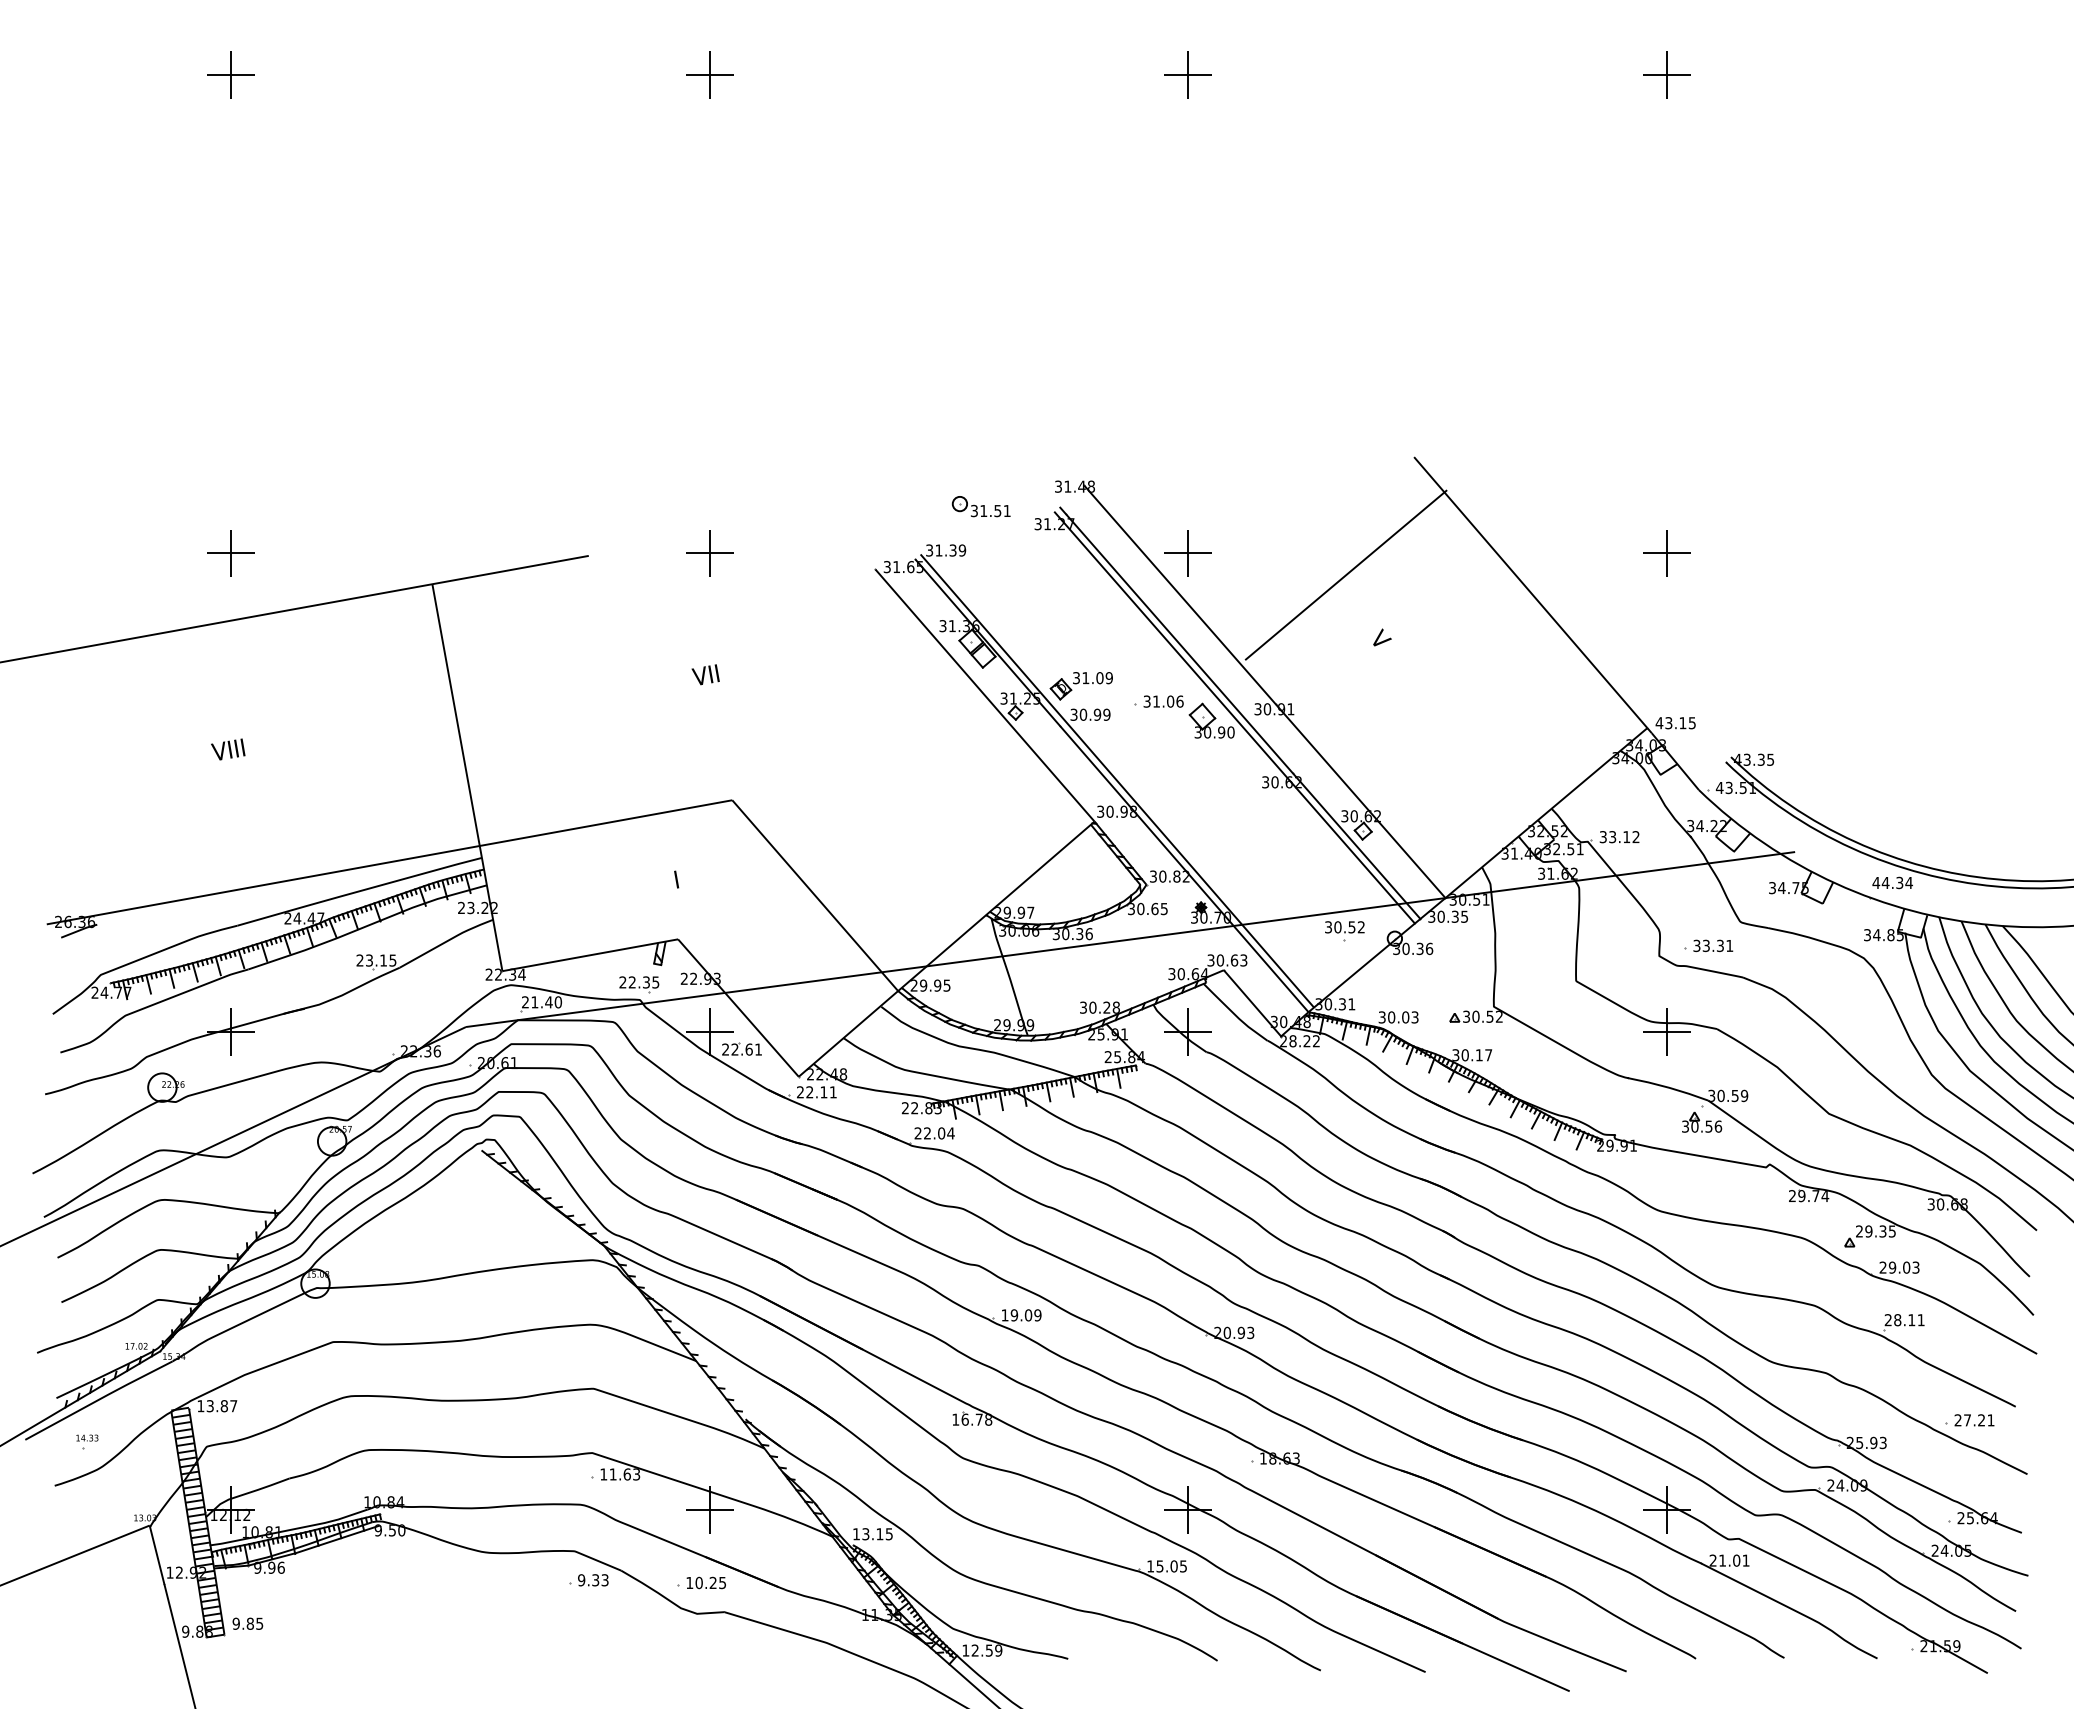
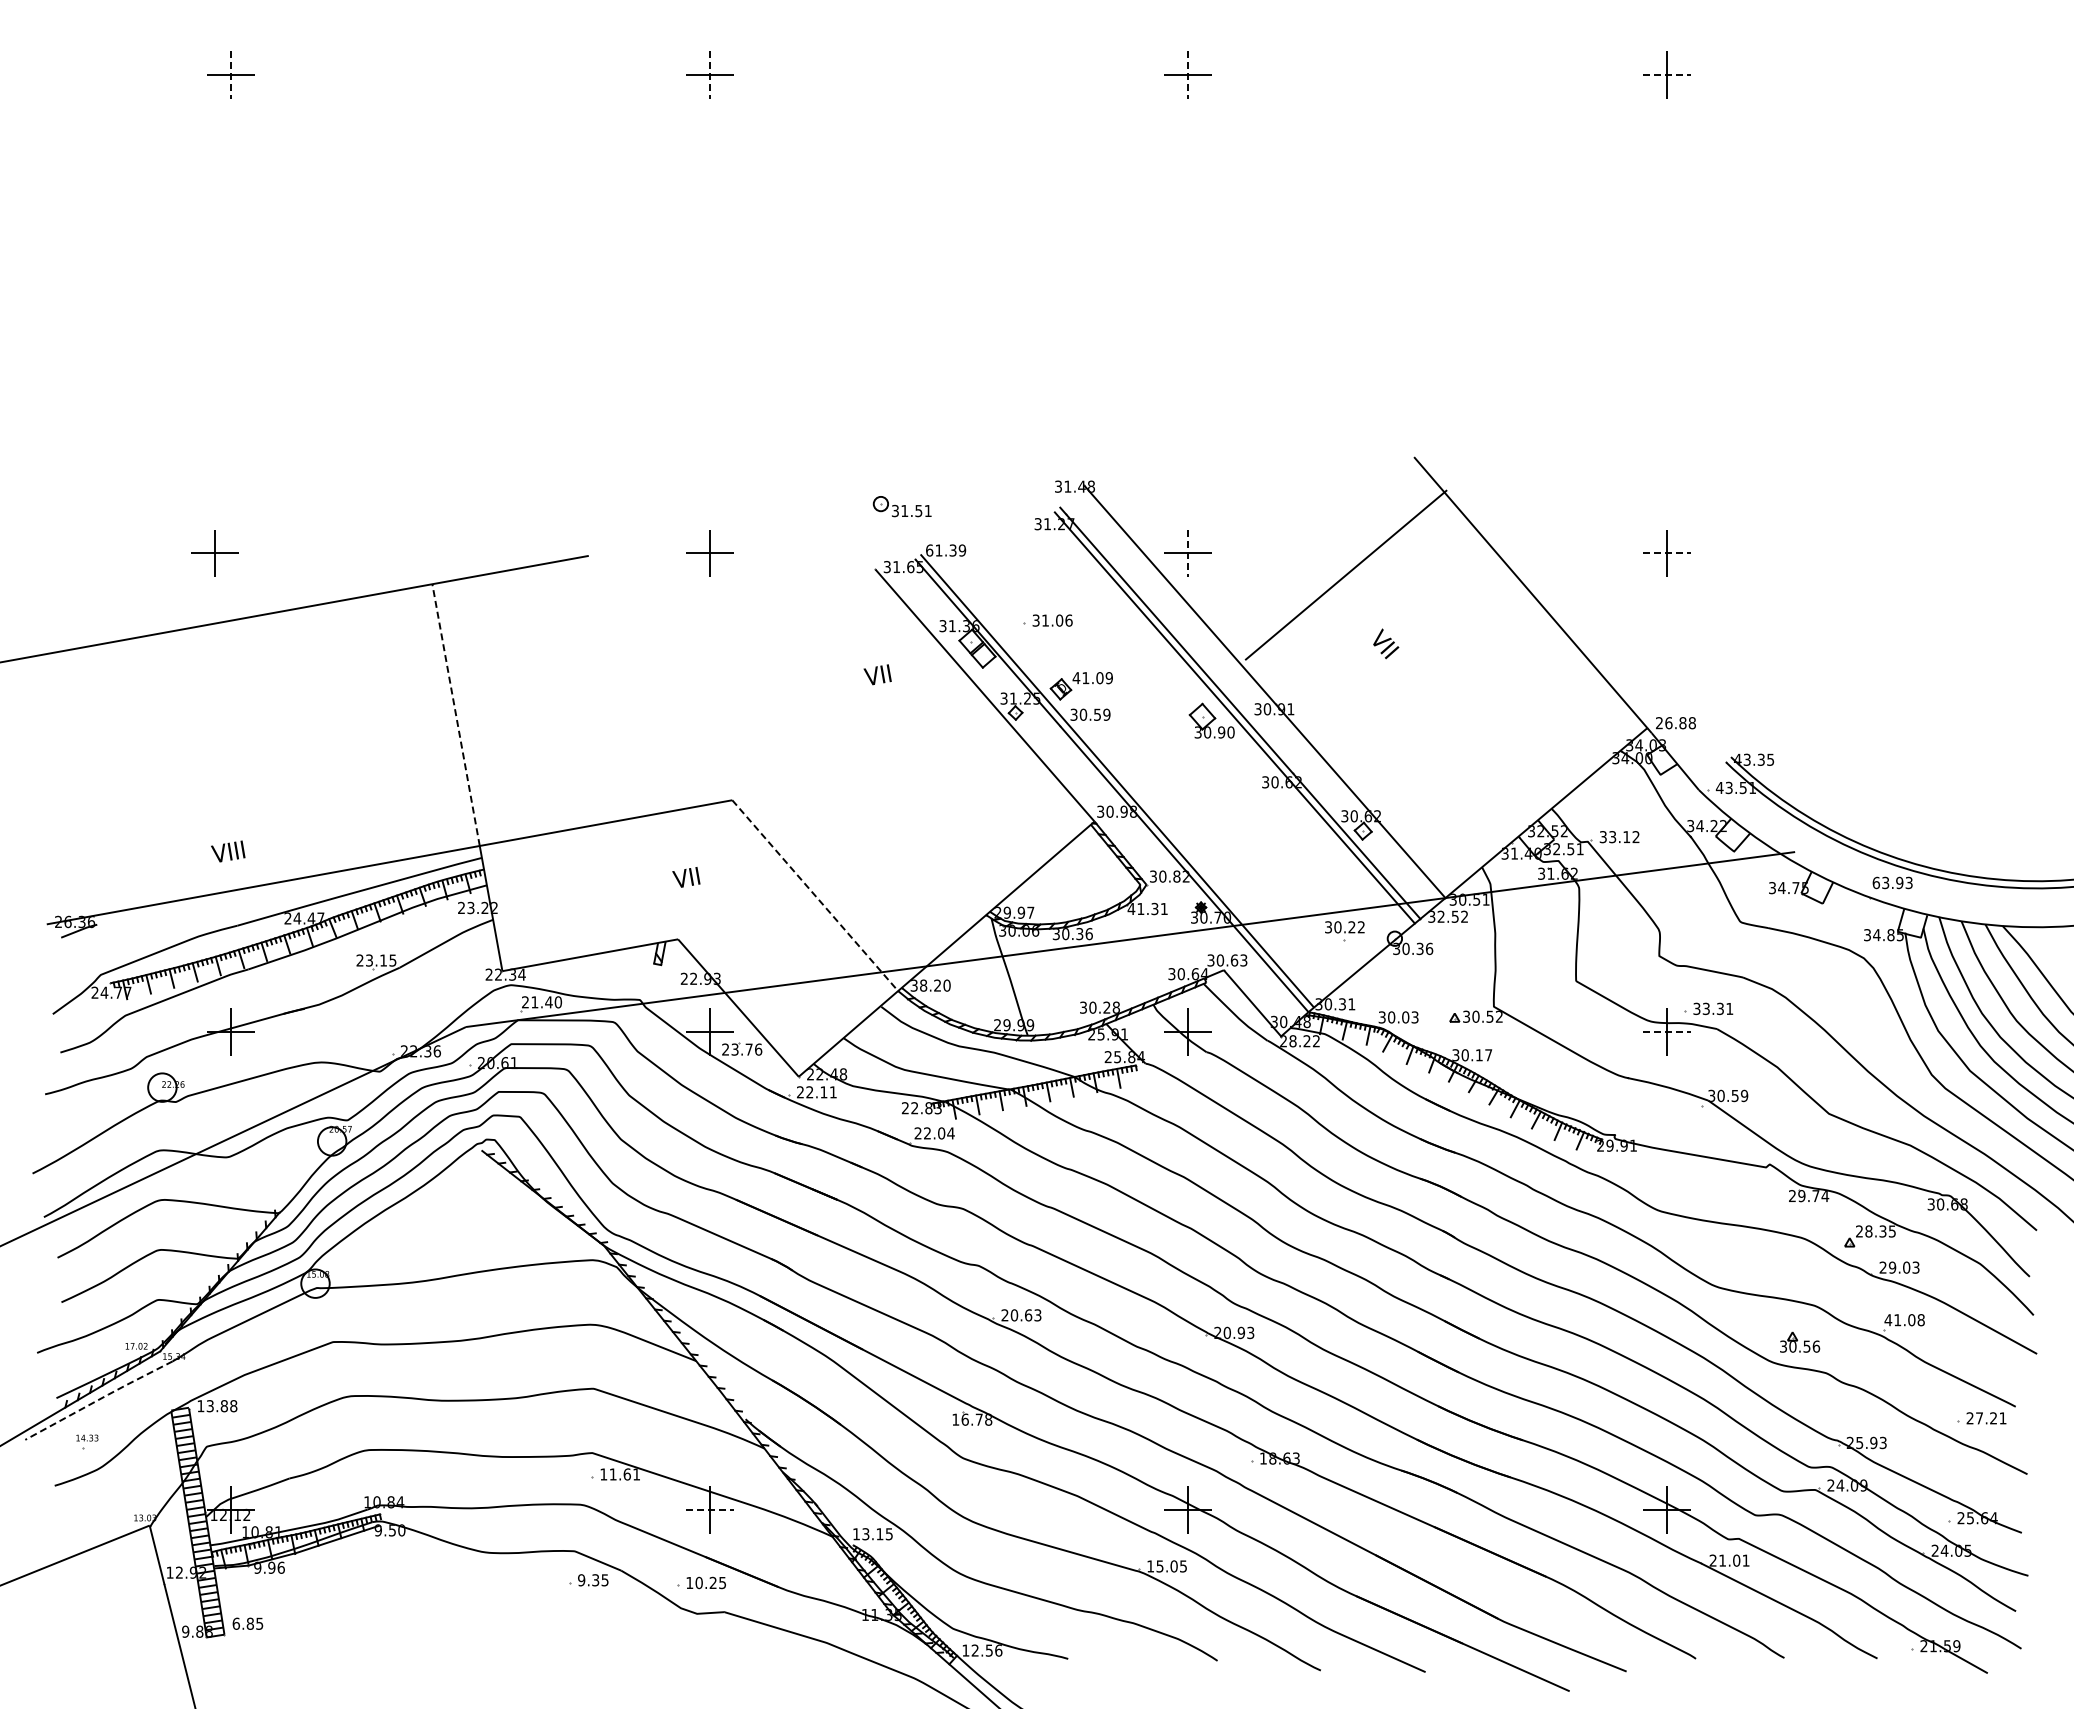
line: solid -> dashed (231, 75)
line: solid -> dashed (709, 75)
line: solid -> dashed (1188, 75)
line: solid -> dashed (1666, 75)
part position: (980, 506) -> (901, 506) (901, 506)
text: 31.39 -> 61.39 (929, 550)
part position: (230, 553) -> (214, 553) (214, 553)
line: solid -> dashed (1188, 553)
line: solid -> dashed (1666, 553)
text: V -> VII (1389, 650)
text position: (705, 674) -> (877, 674) (877, 674)
text: 31.09 -> 41.09 (1076, 678)
part position: (1158, 701) -> (1047, 620) (1047, 620)
line: solid -> dashed (455, 714)
text: 30.99 -> 30.59 (1097, 714)
text: 43.15 -> 26.88 (1675, 723)
text position: (228, 749) -> (228, 851) (228, 851)
text: I -> VII (686, 877)
text: 44.34 -> 63.93 (1892, 882)
line: solid -> dashed (815, 896)
text: 30.65 -> 41.31 (1147, 908)
text: 30.35 -> 32.52 (1452, 916)
text: 30.52 -> 30.22 (1351, 927)
part position: (1708, 945) -> (1708, 1008) (1708, 1008)
part: present -> none (639, 984)
text: 29.95 -> 38.20 (930, 985)
line: solid -> dashed (1666, 1031)
text: 22.61 -> 23.76 (746, 1049)
part position: (1702, 1121) -> (1800, 1341) (1800, 1341)
text: 29.35 -> 28.35 (1868, 1231)
text: 19.09 -> 20.63 (1021, 1315)
text: 28.11 -> 41.08 (1904, 1320)
line: solid -> dashed (99, 1399)
text: 13.87 -> 13.88 (233, 1406)
part position: (1969, 1420) -> (1981, 1418) (1981, 1418)
text: 11.63 -> 11.61 (636, 1474)
line: solid -> dashed (709, 1510)
text: 9.33 -> 9.35 (605, 1579)
text: 9.85 -> 6.85 (235, 1623)
text: 12.59 -> 12.56 (998, 1650)
